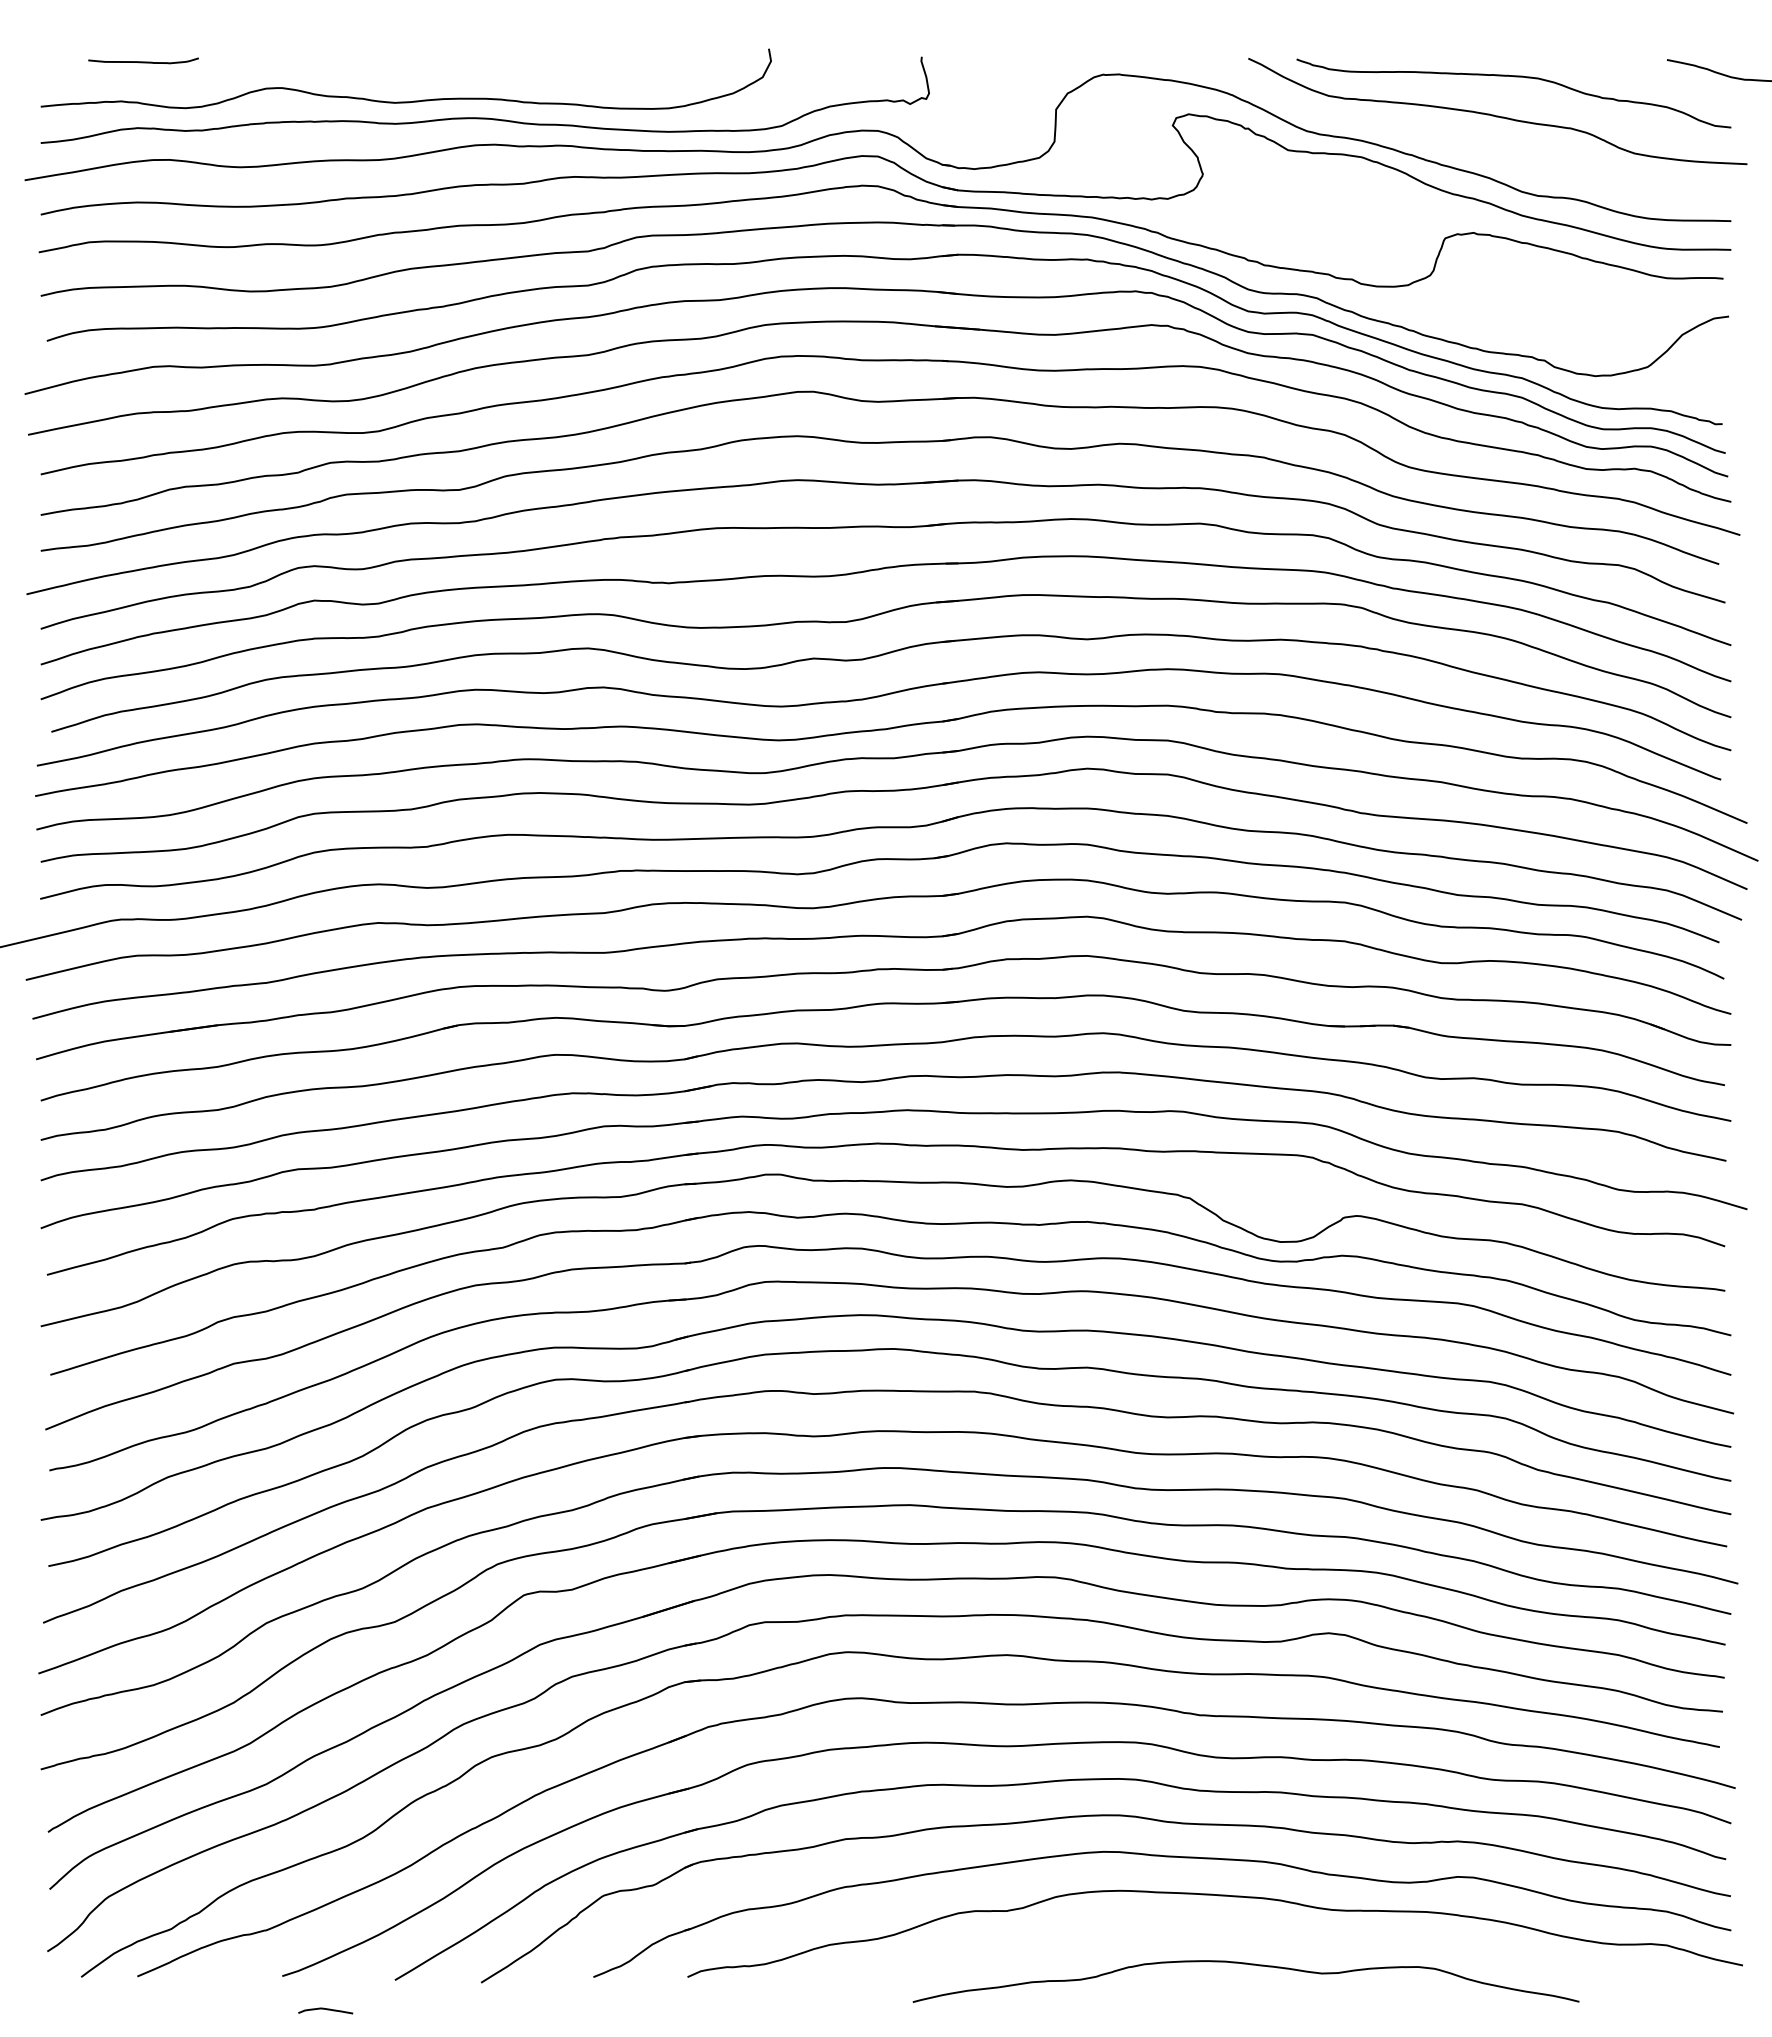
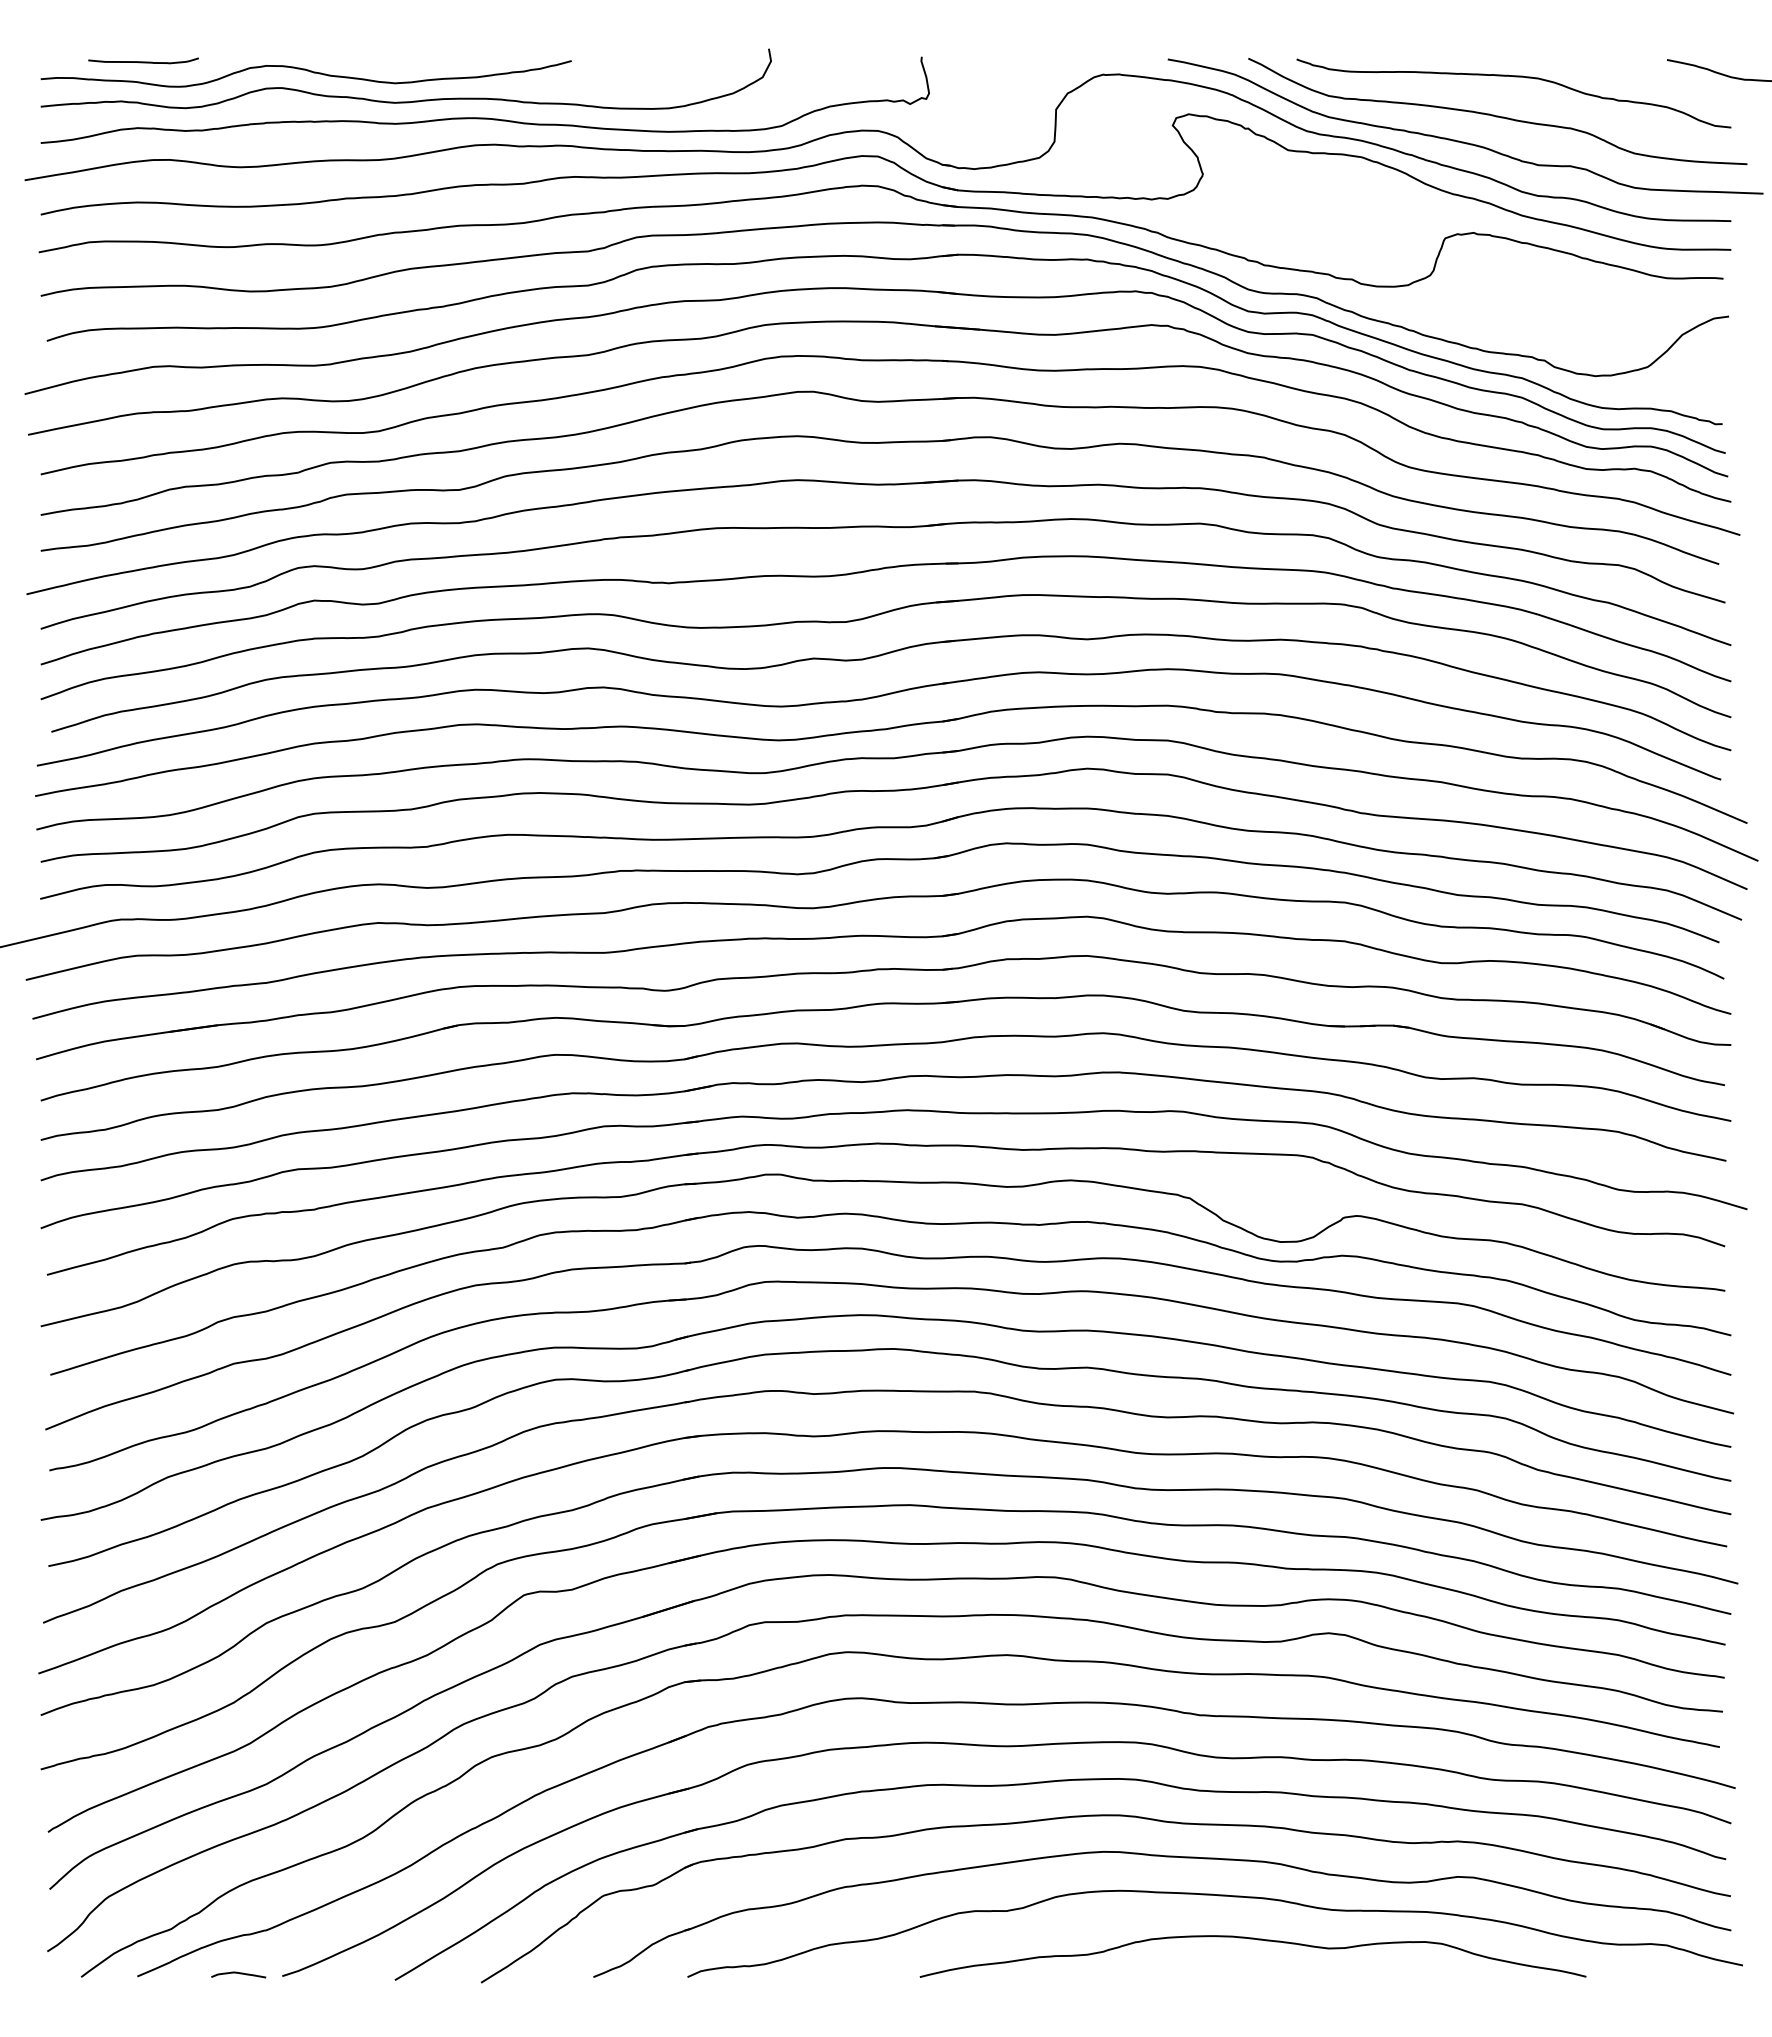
curve: none -> present (307, 71)
curve: none -> present (1463, 141)
curve position: (1250, 1965) -> (1257, 1940) (1257, 1940)
curve position: (325, 2009) -> (238, 1973) (238, 1973)
